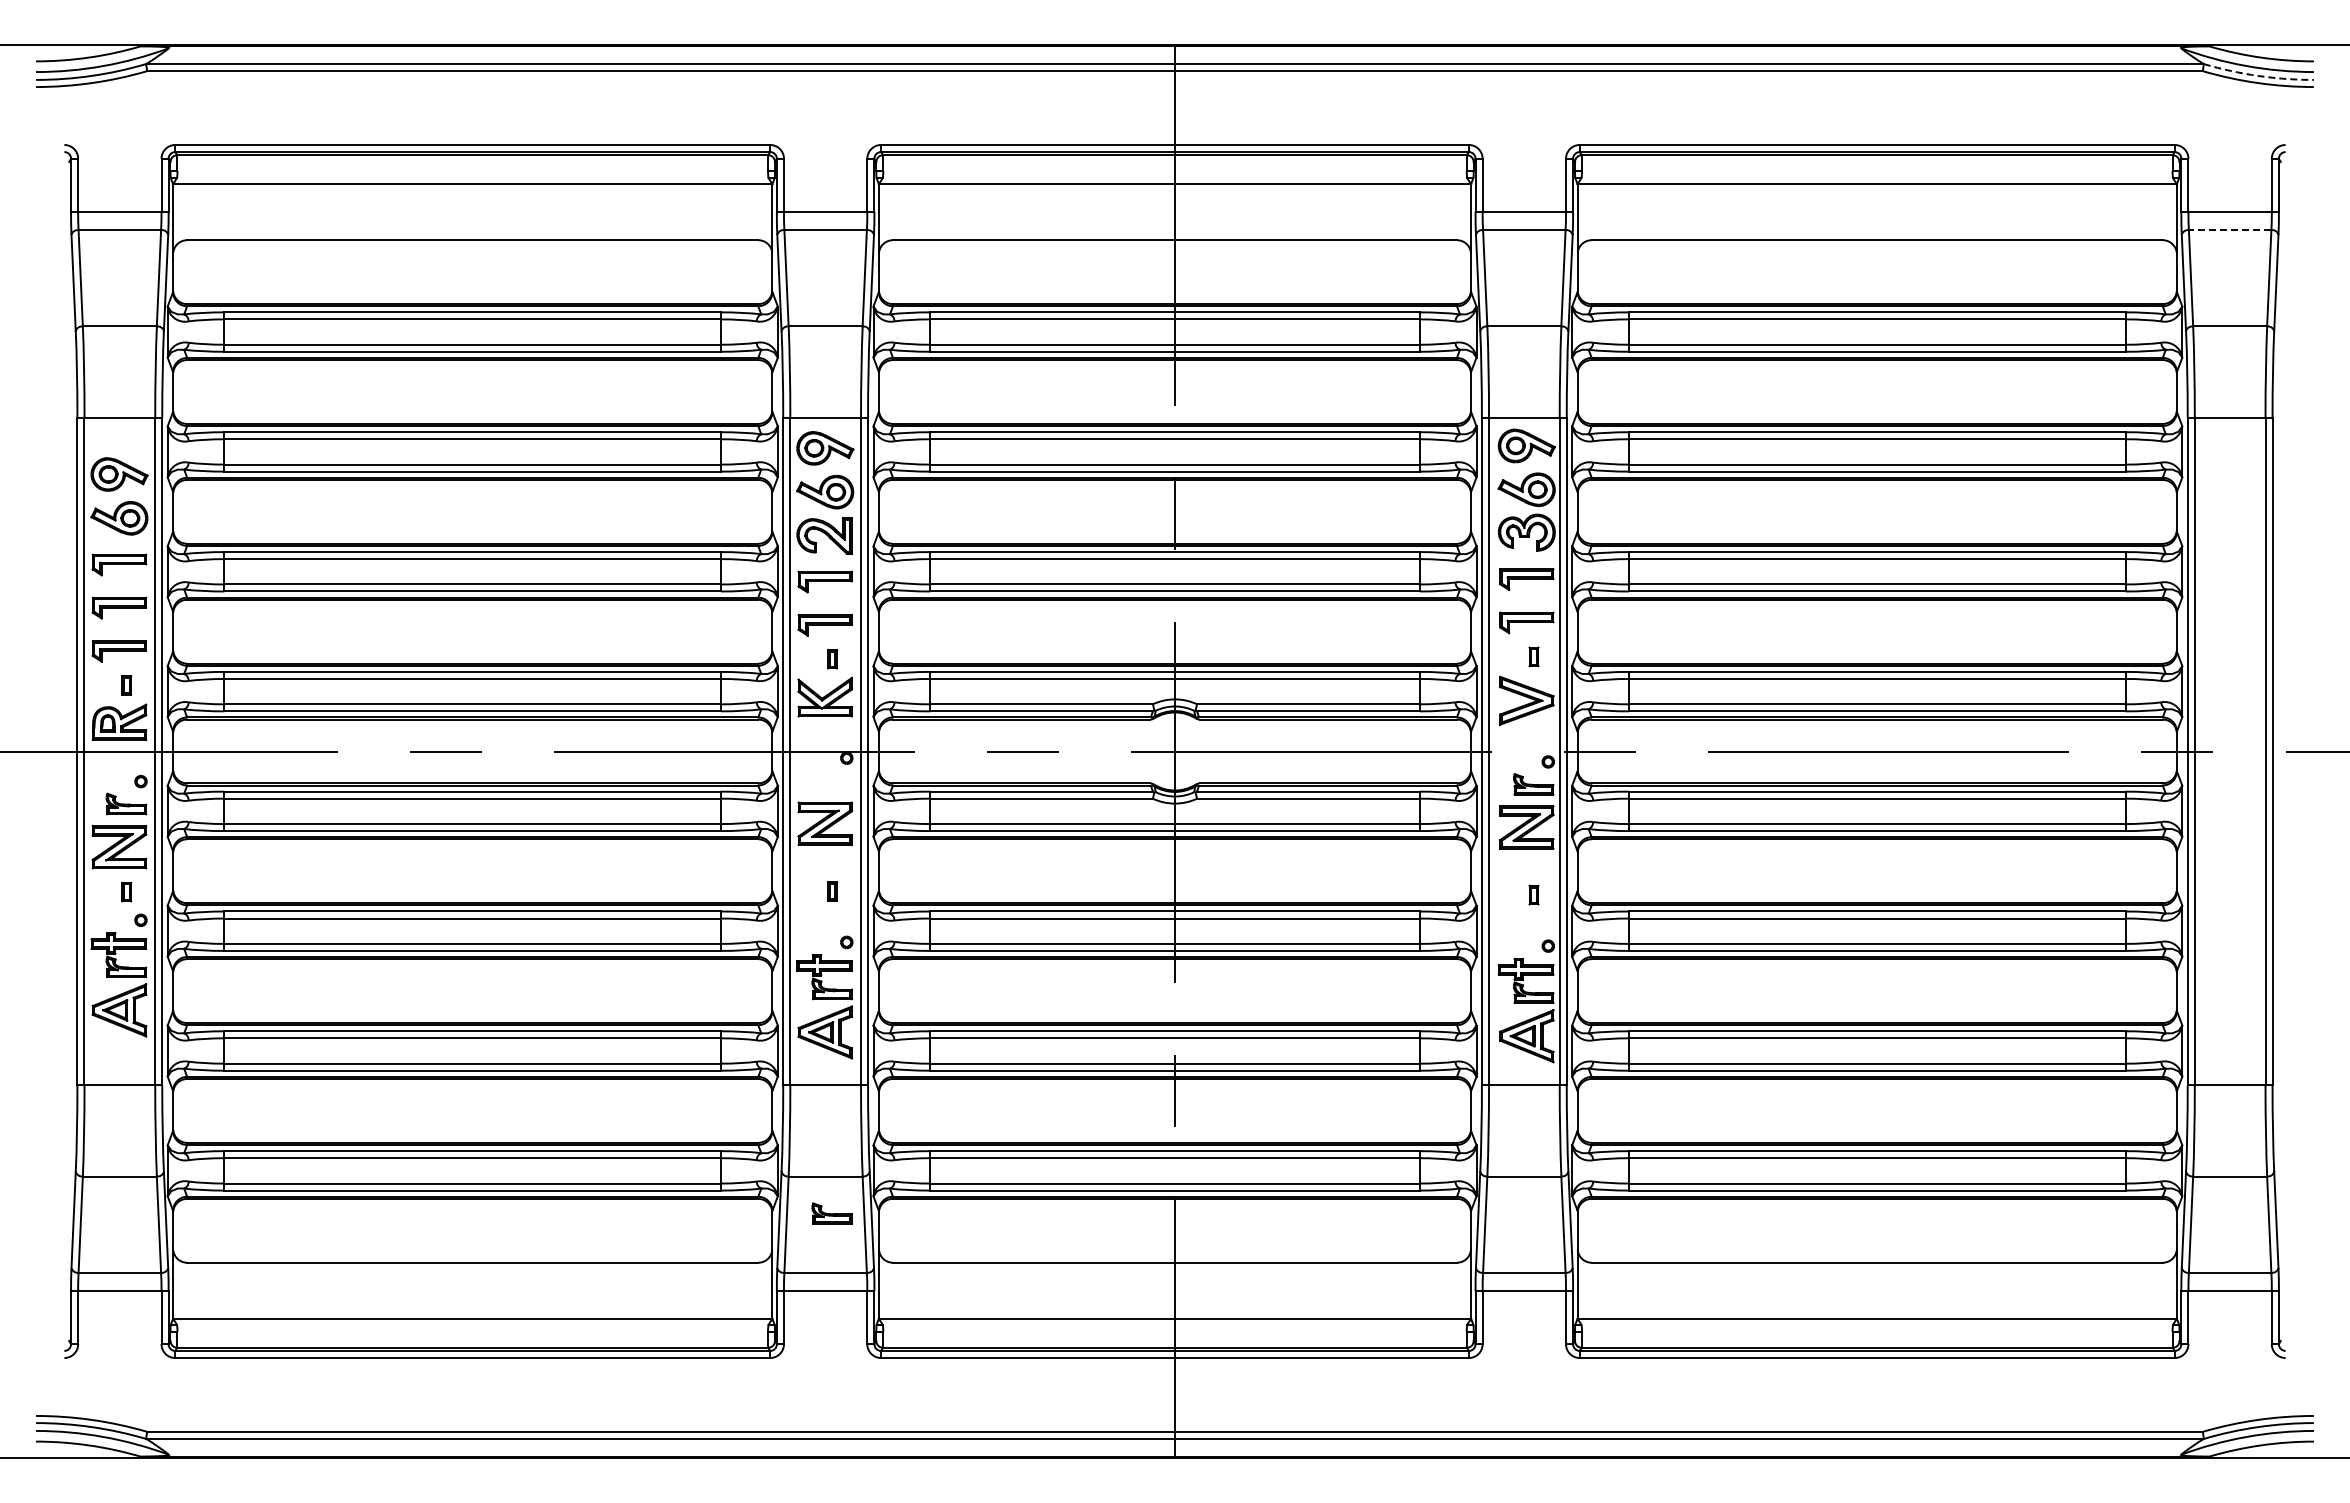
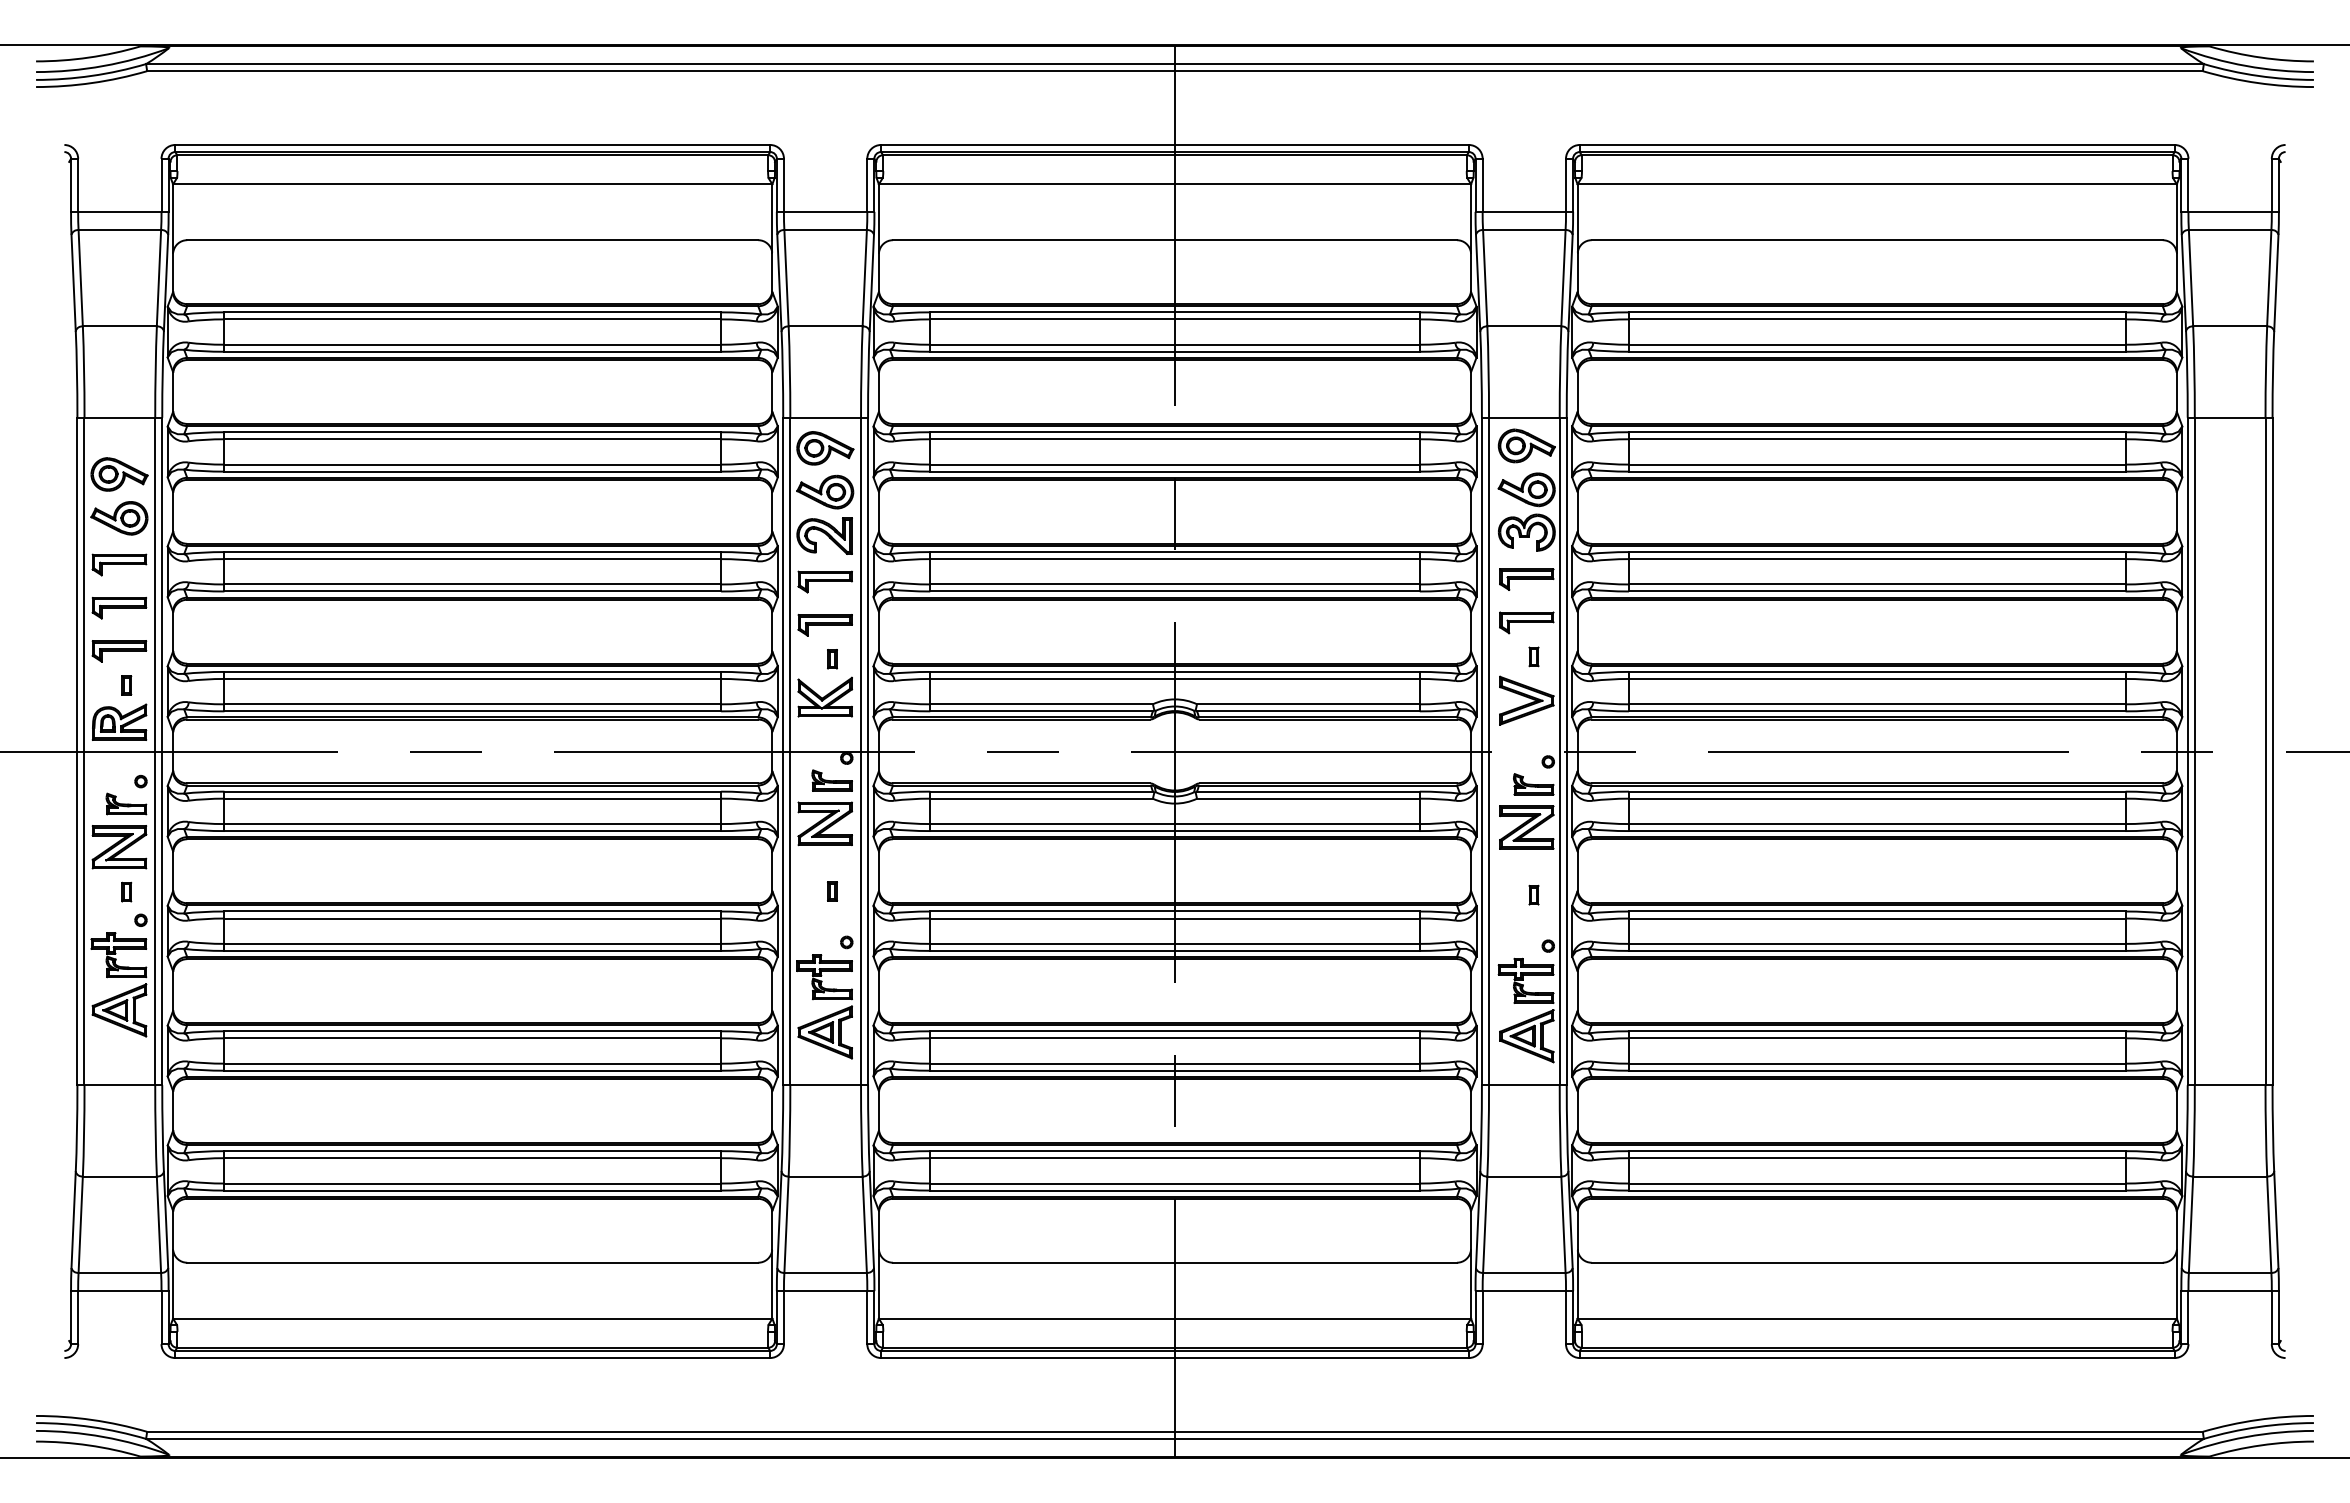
arc: dashed -> solid (2258, 75)
line: dashed -> solid (2229, 230)
part position: (831, 1213) -> (831, 780) (831, 780)
